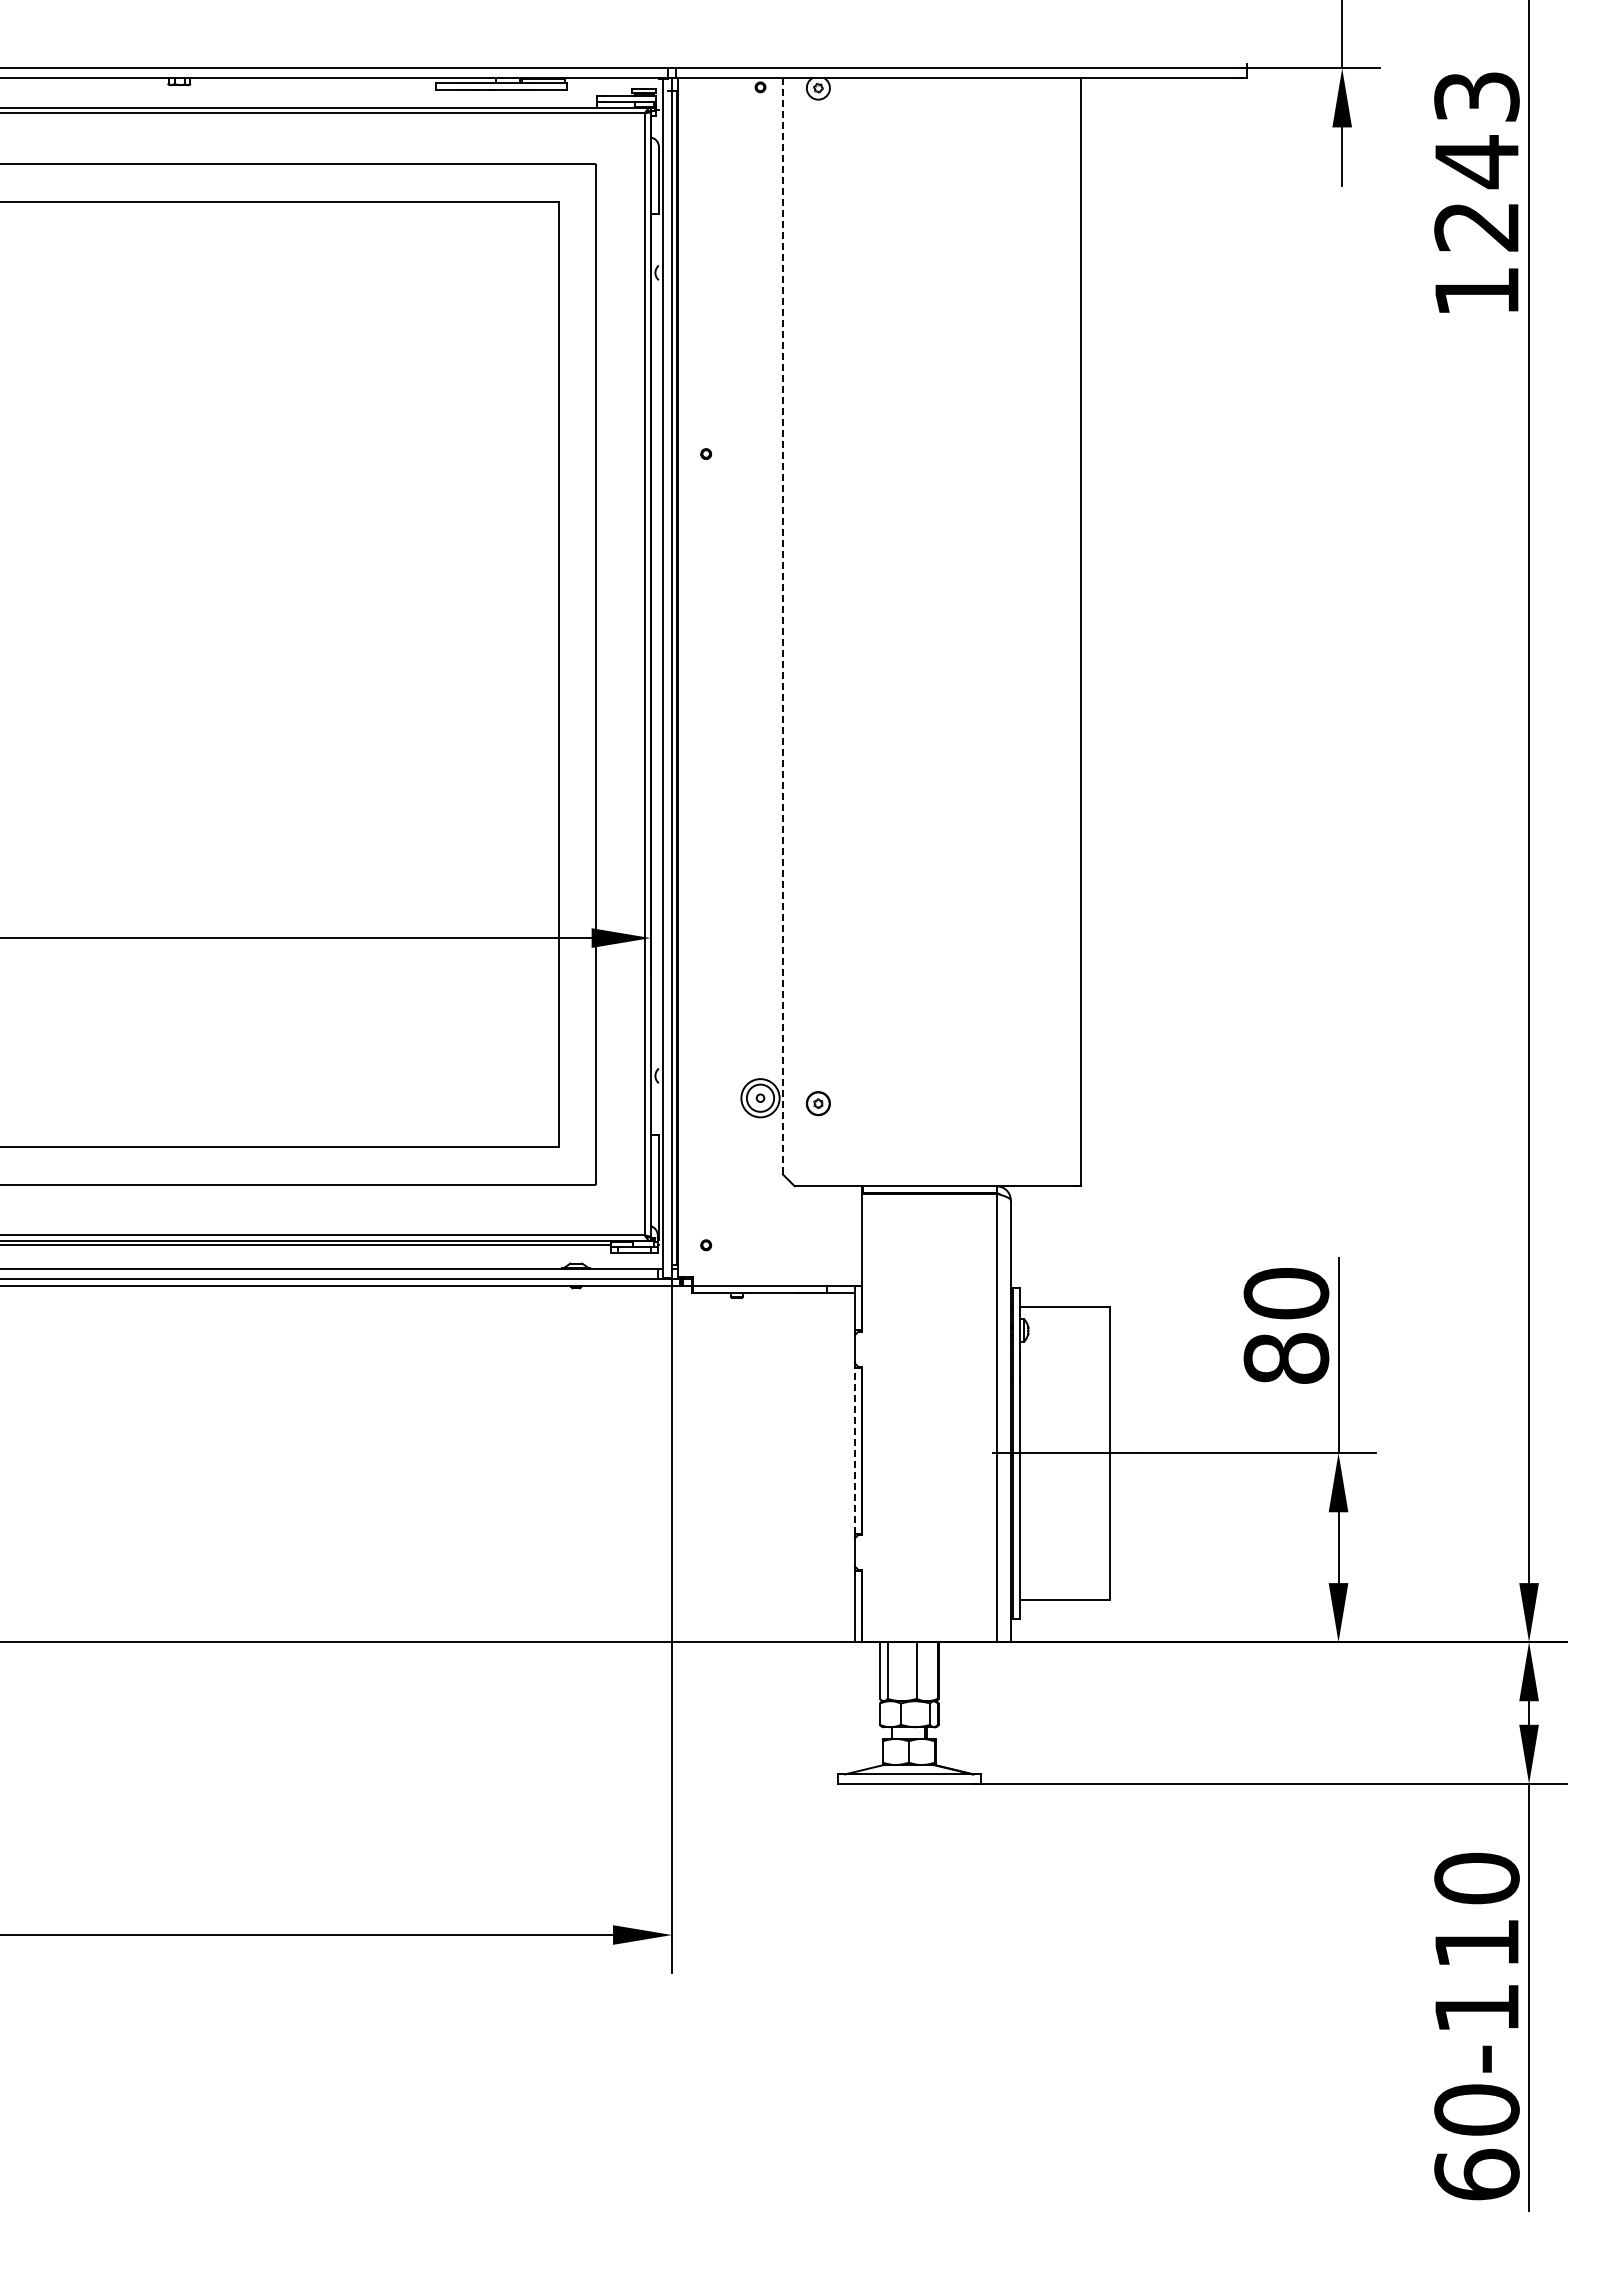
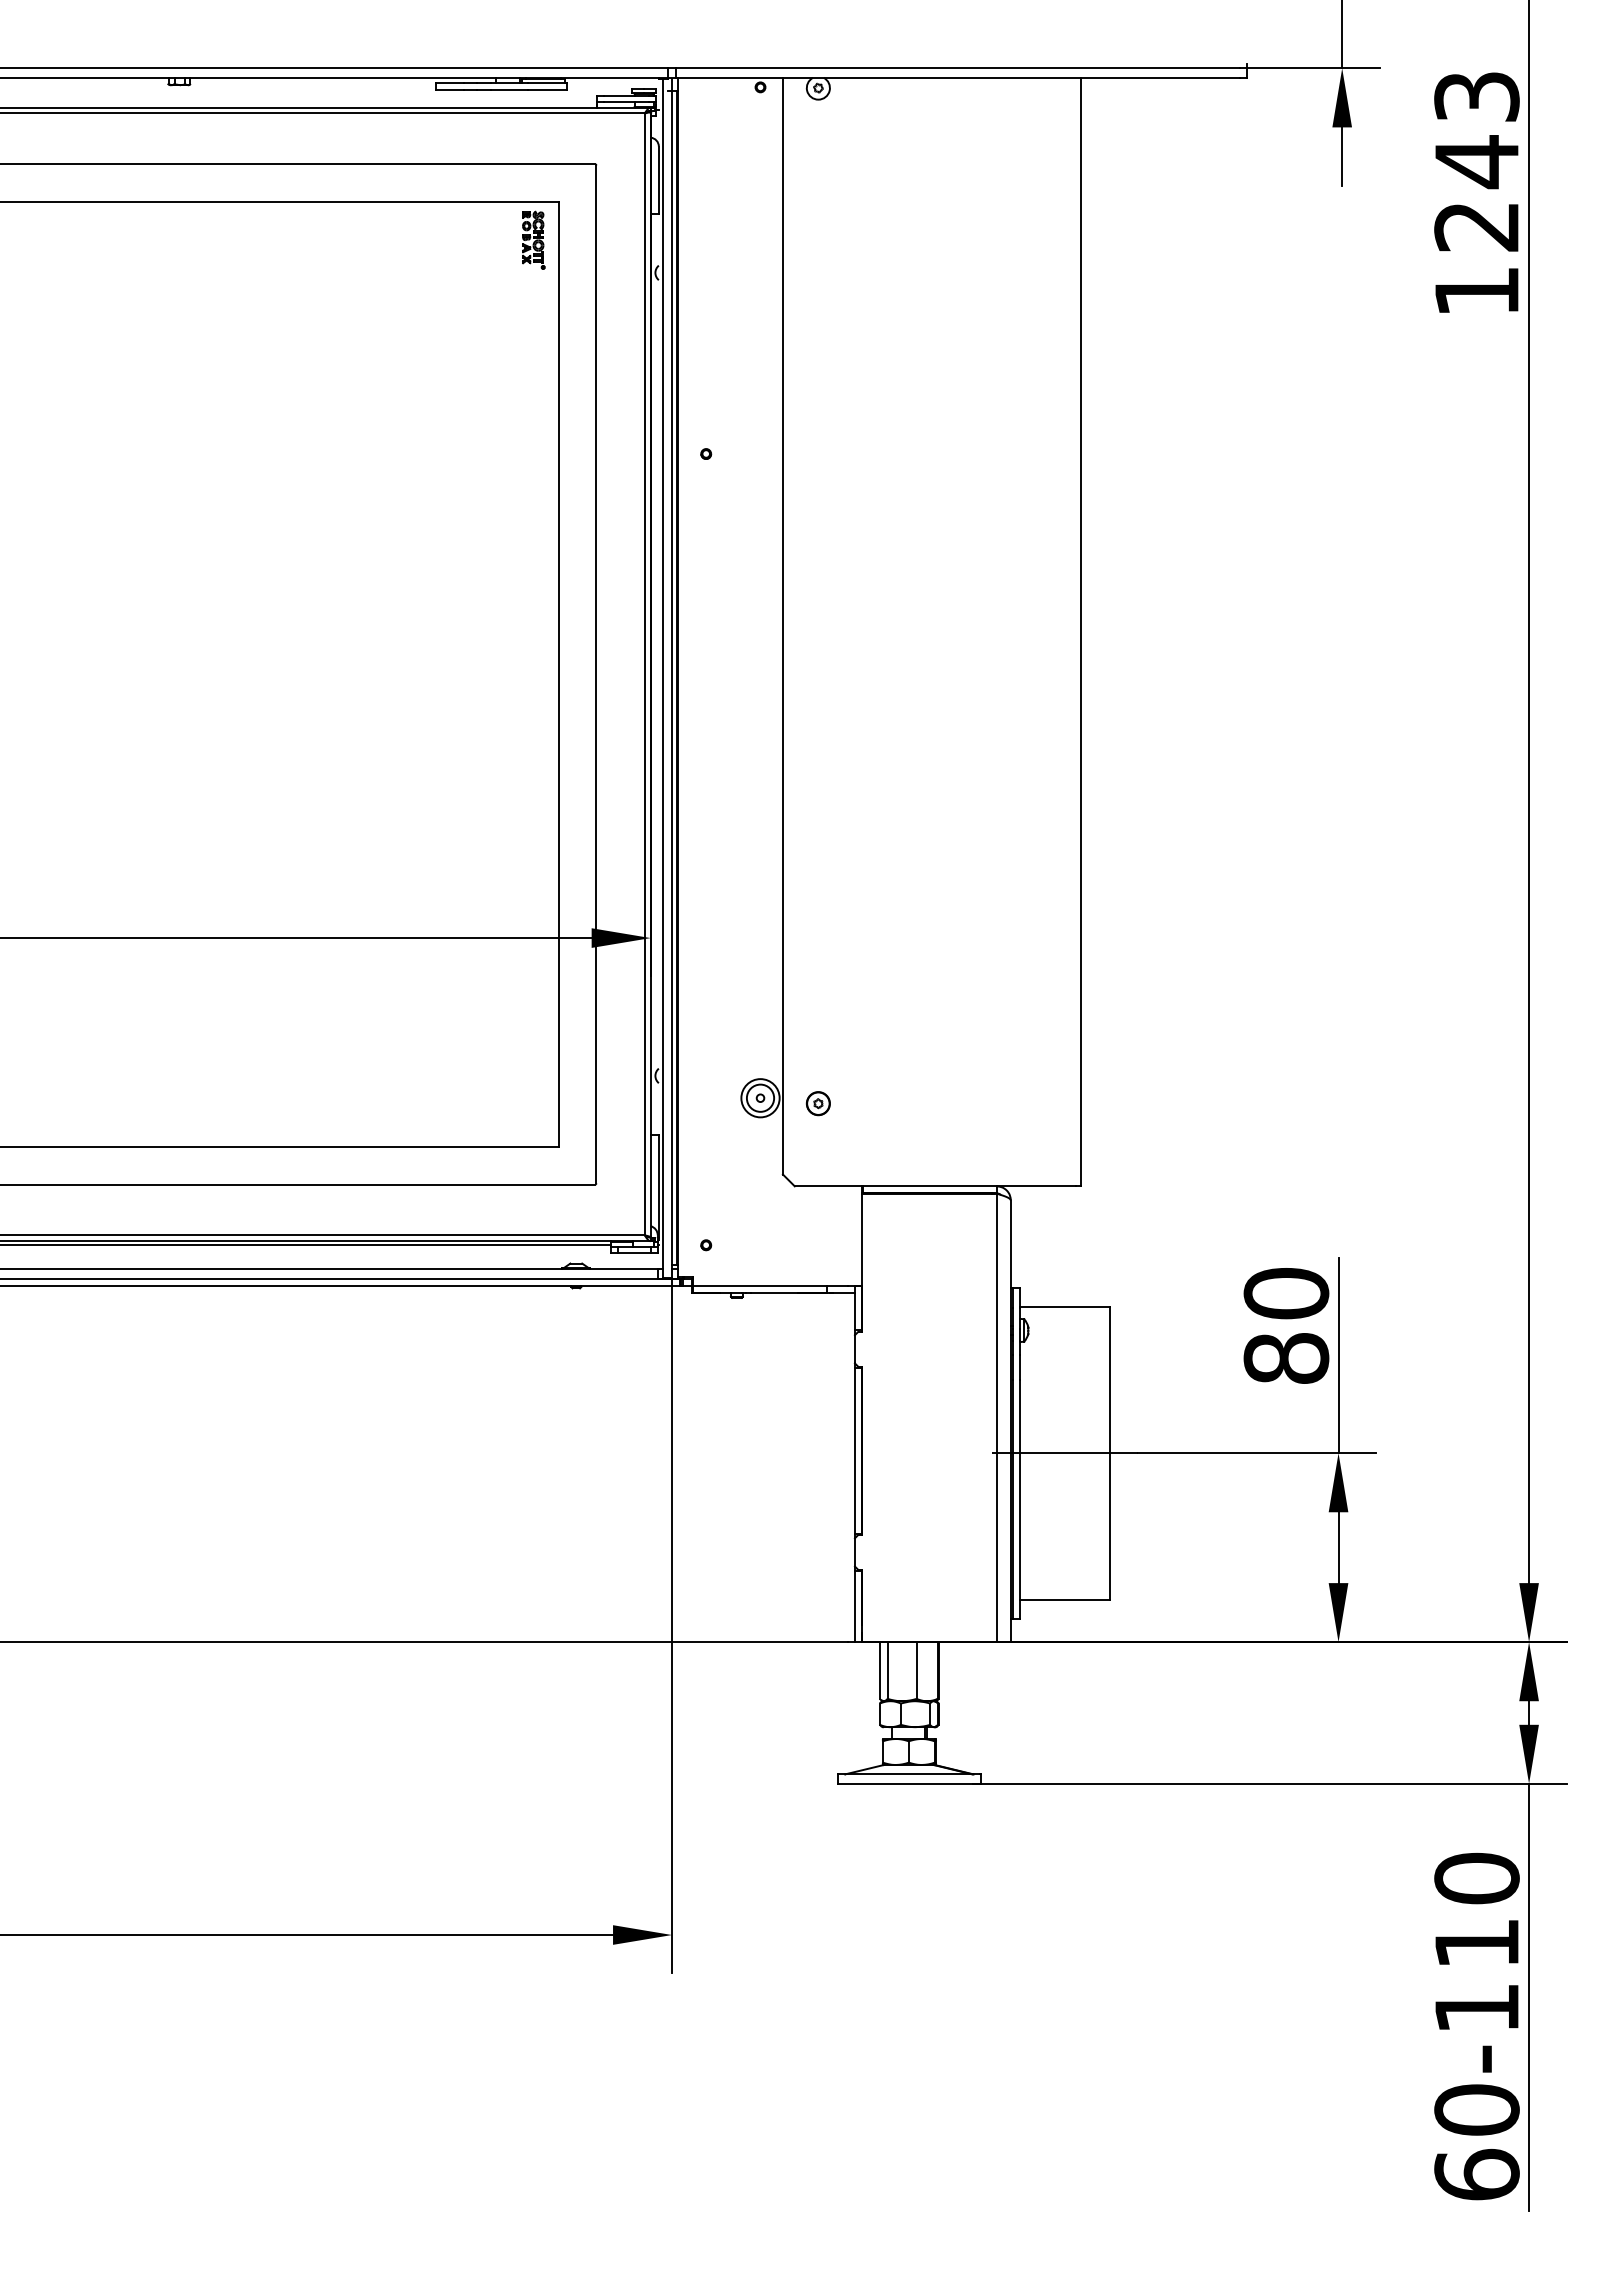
part: none -> present (533, 239)
line: dashed -> solid (782, 626)
line: dashed -> solid (855, 1450)
